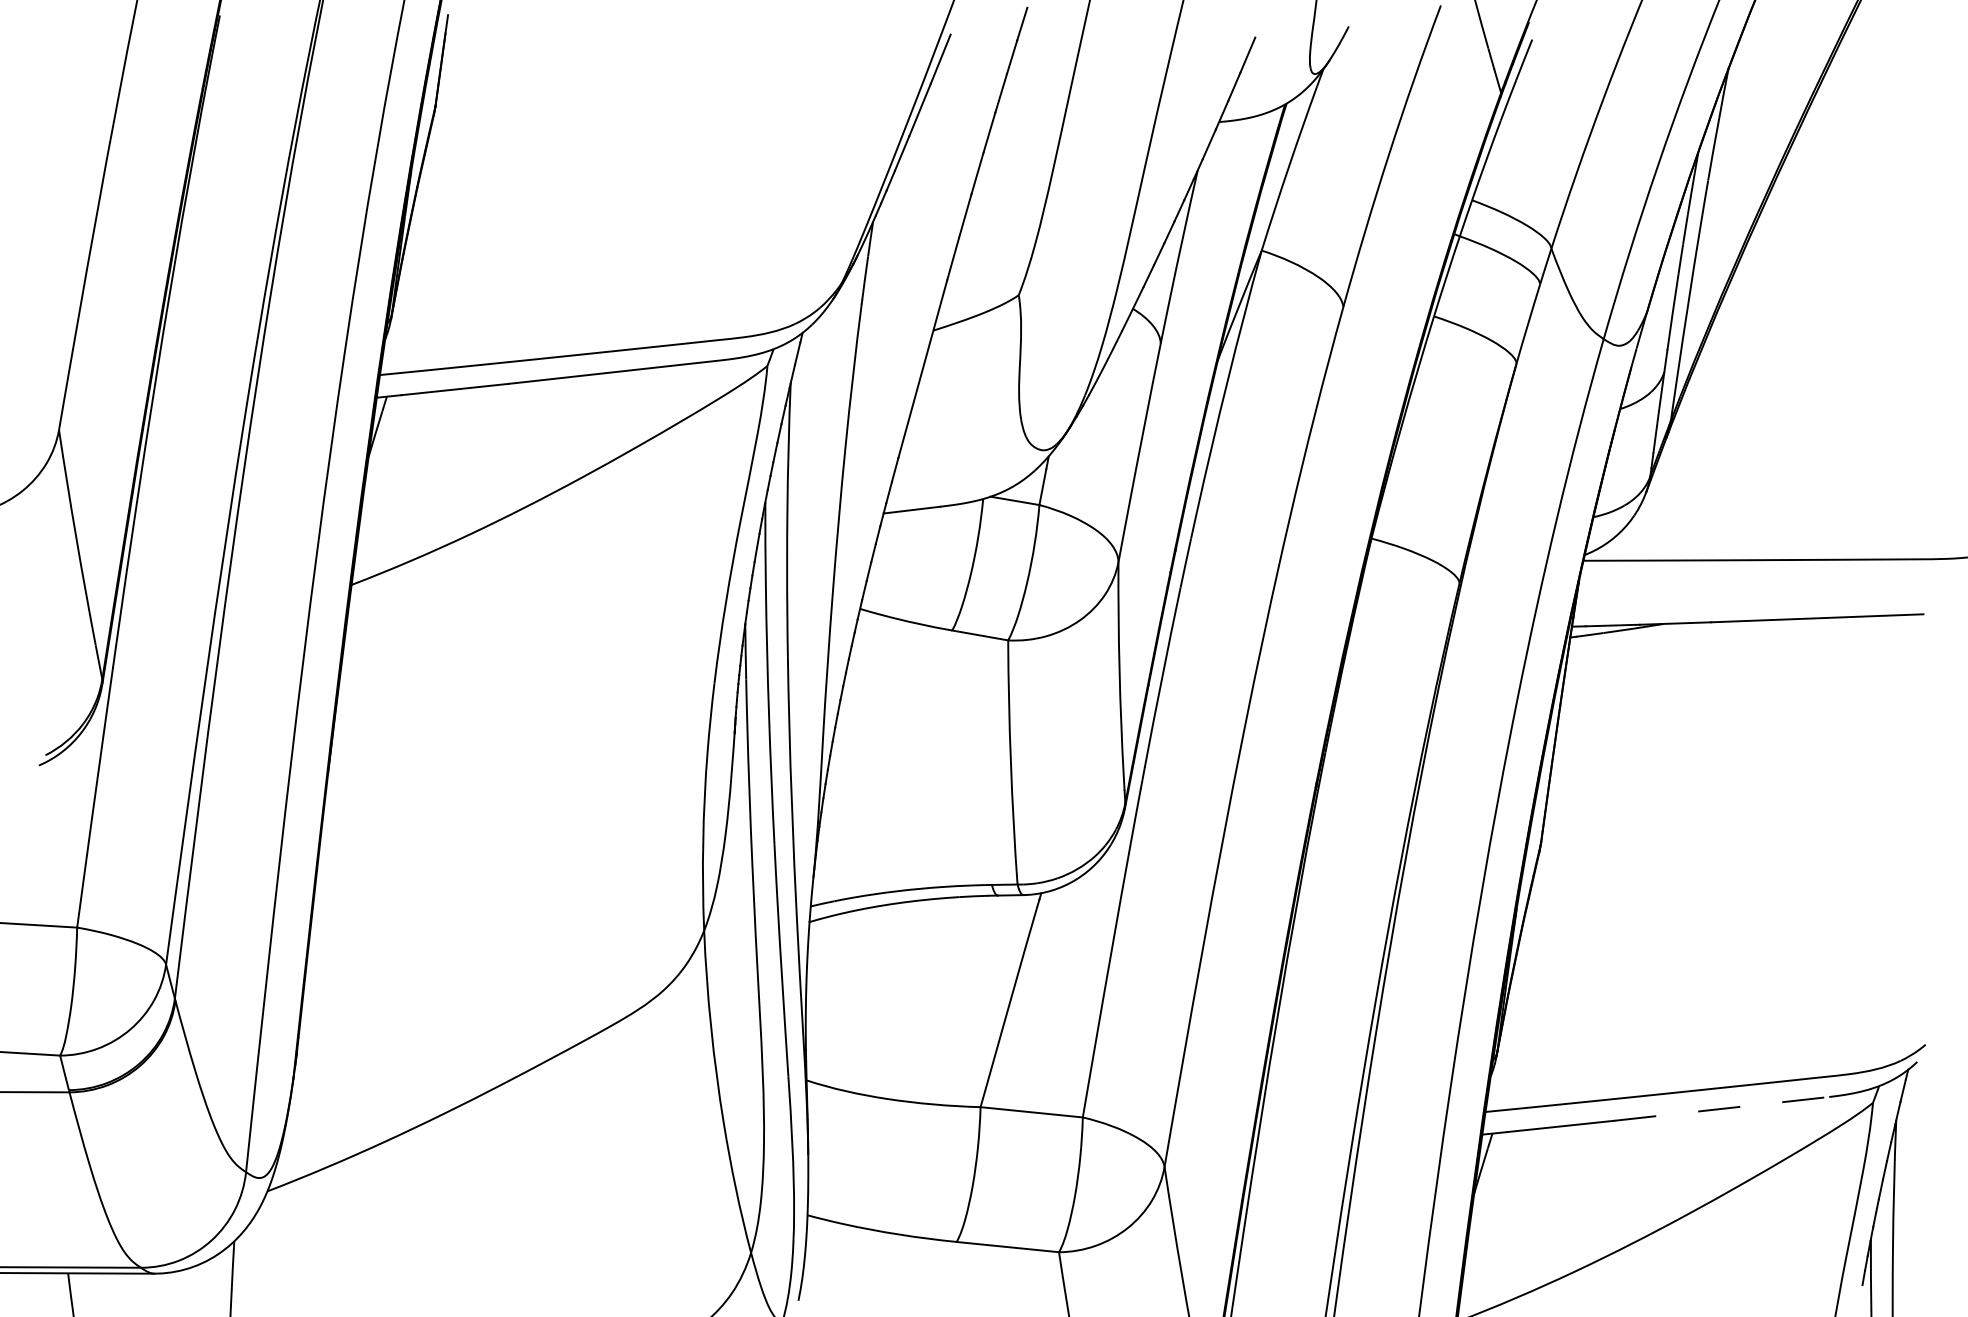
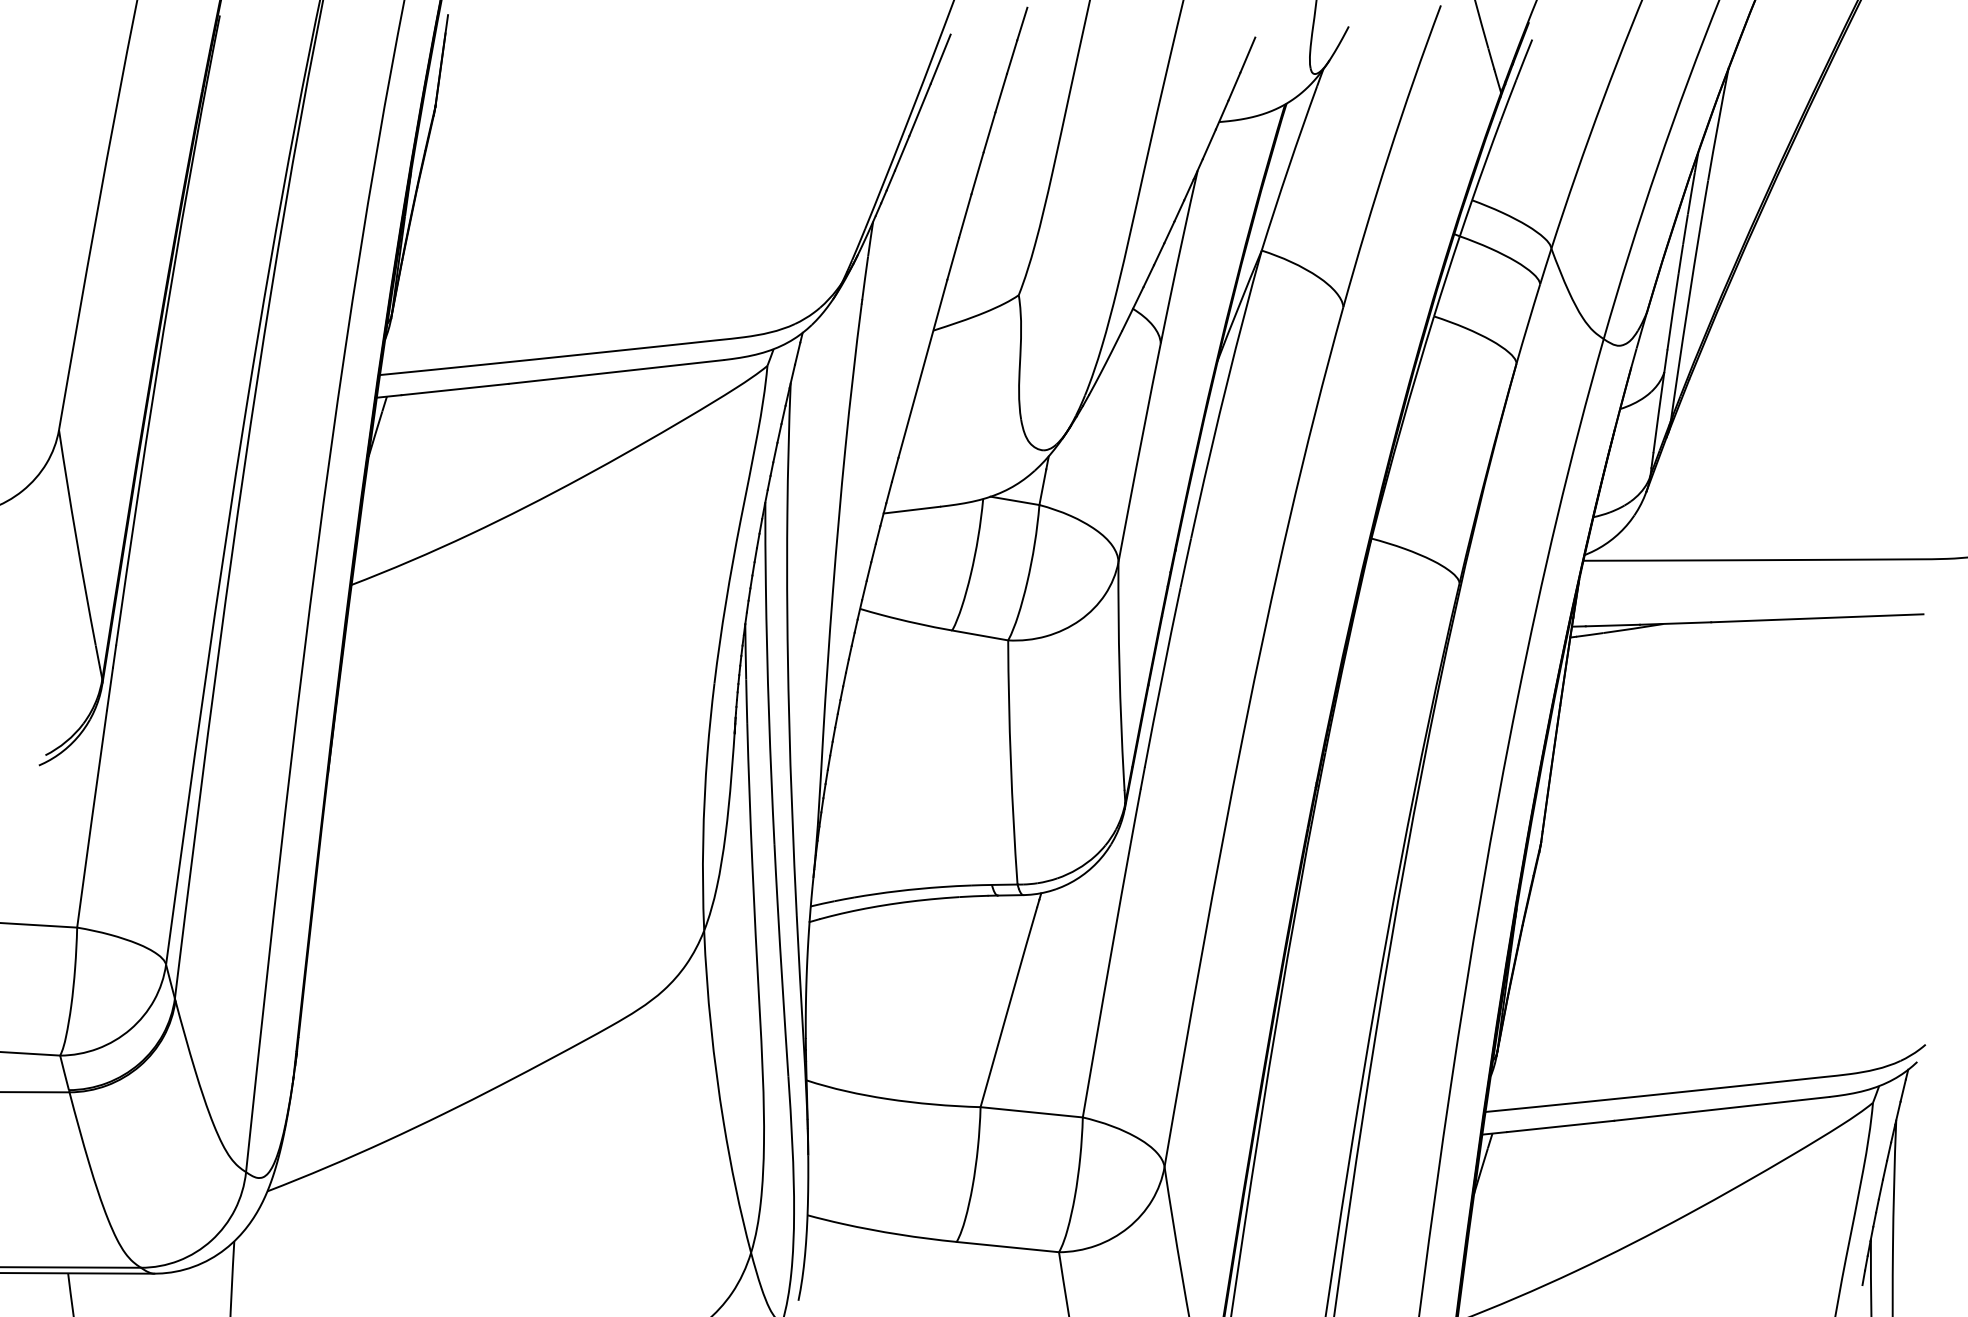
line: dashed -> solid (1722, 1108)
